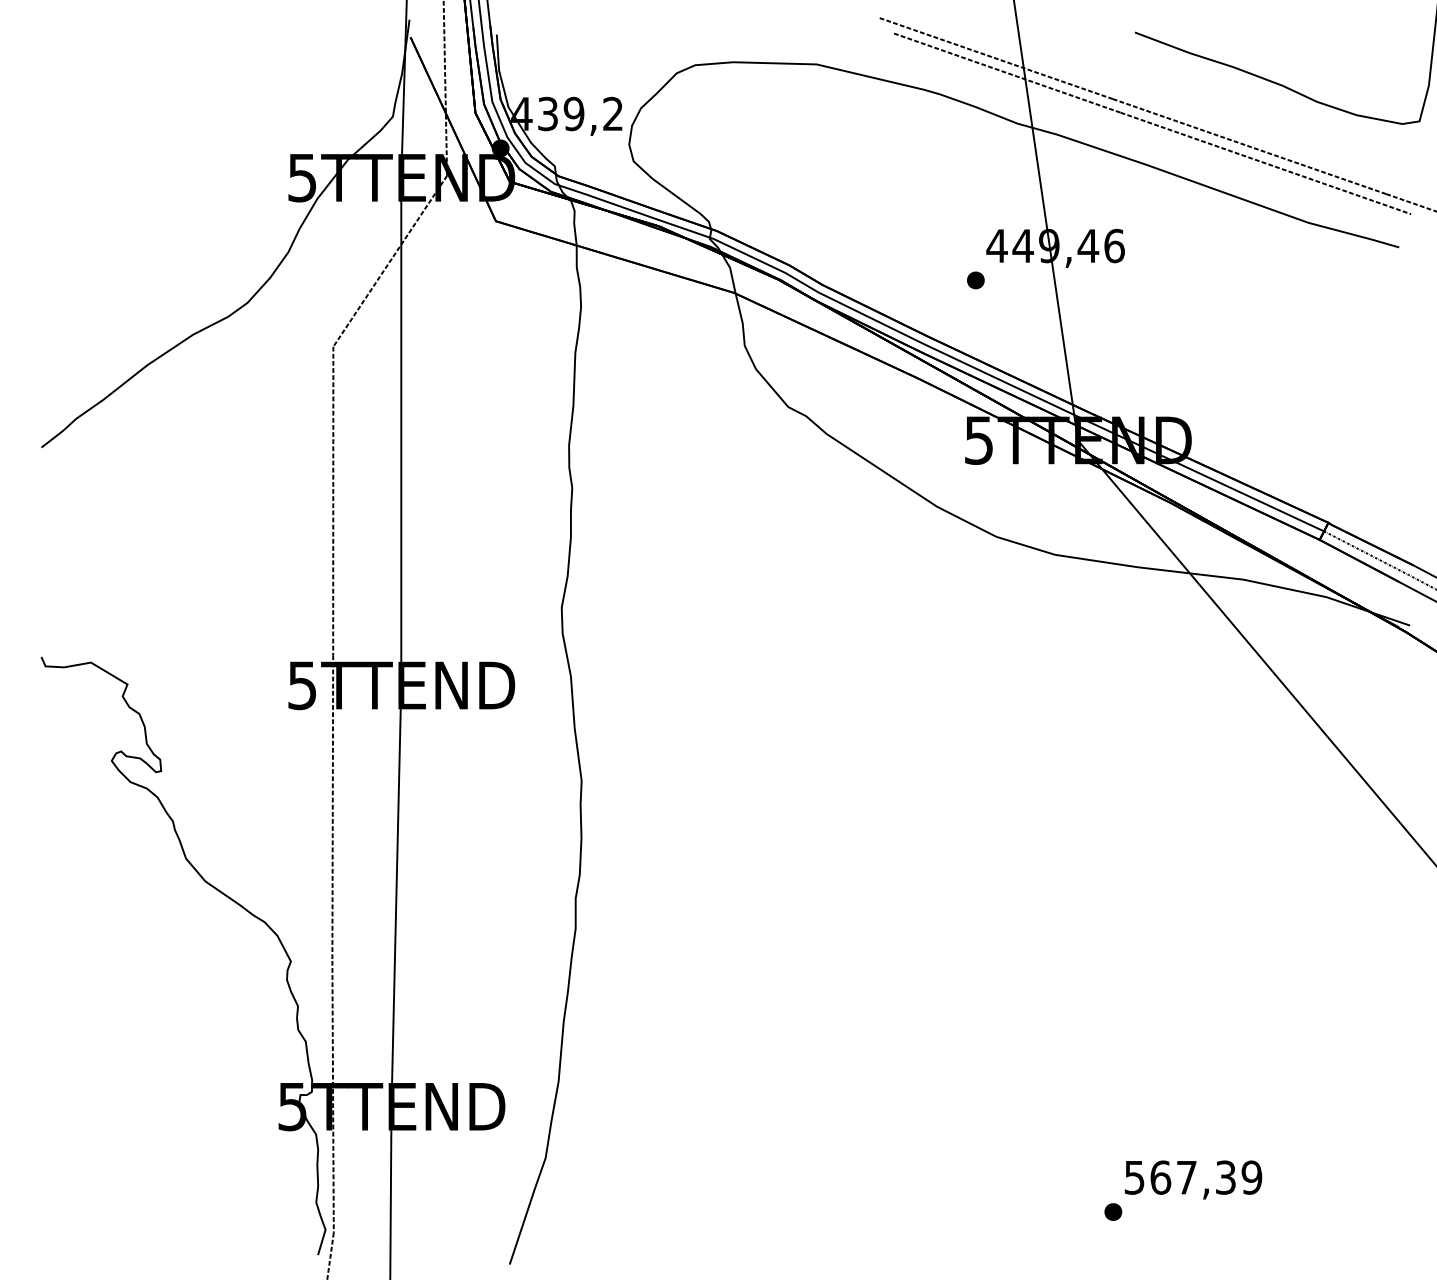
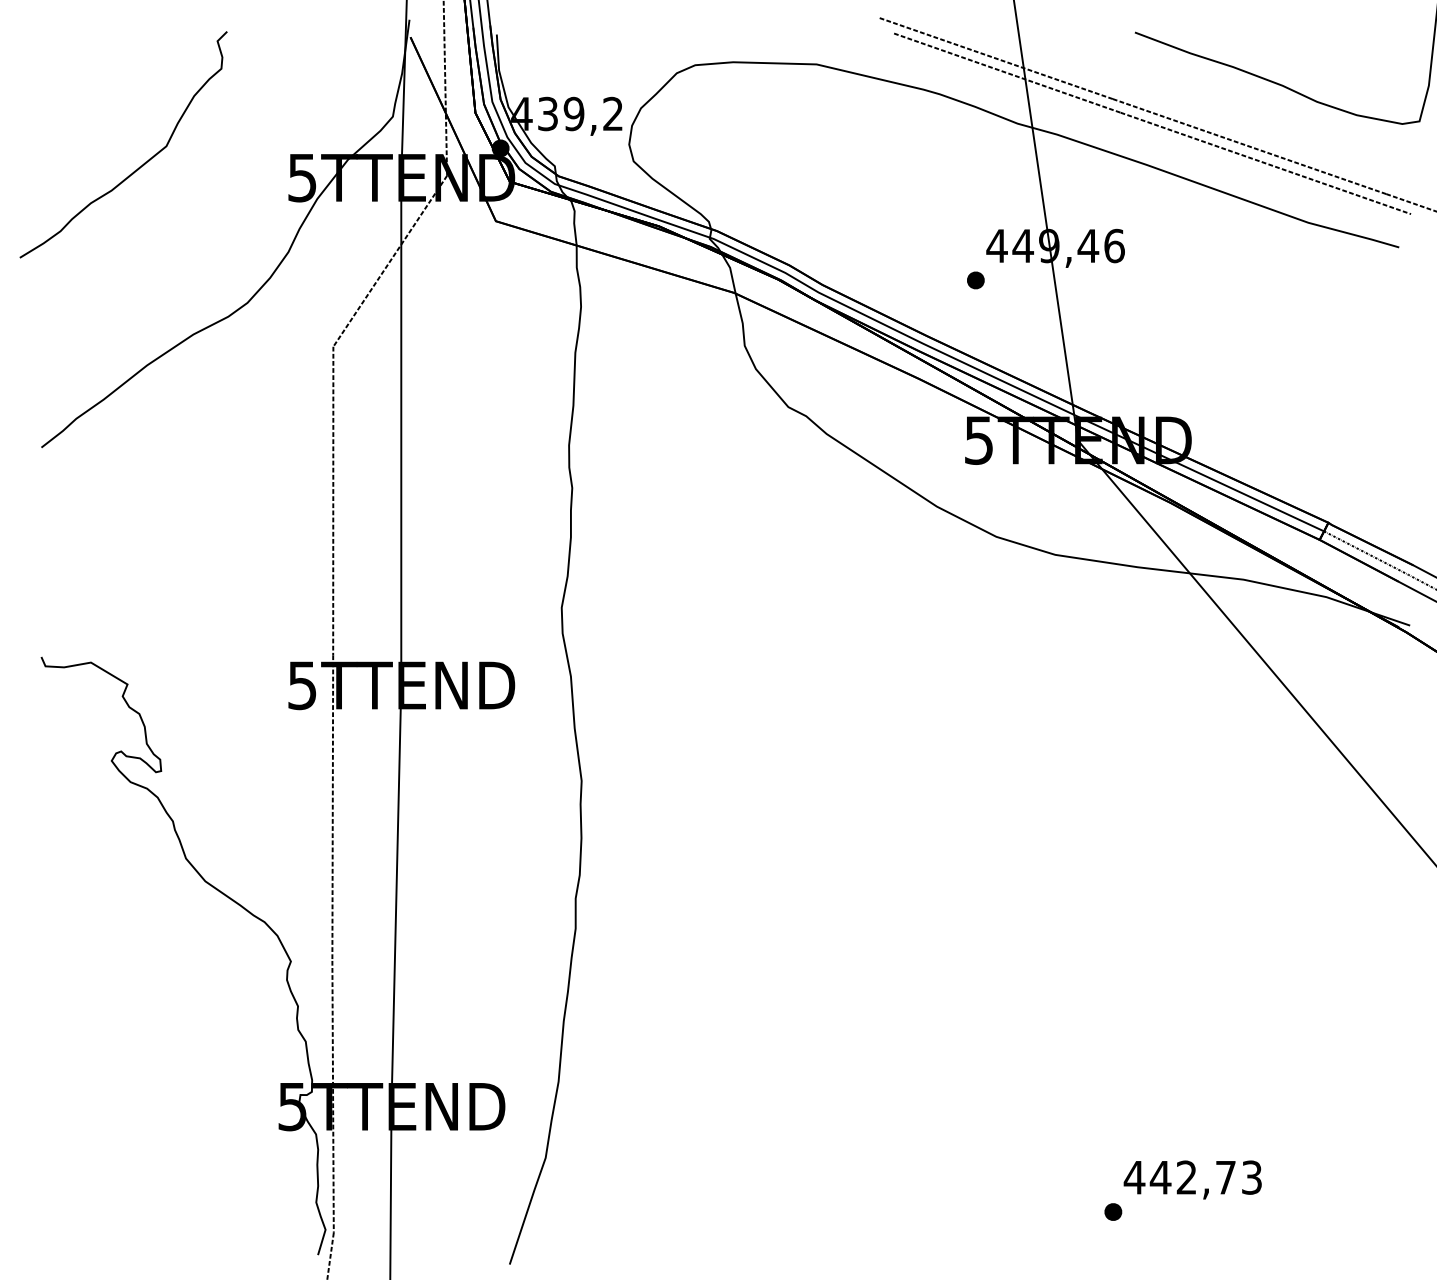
curve: none -> present (139, 166)
text: 567,39 -> 442,73 (1192, 1177)
